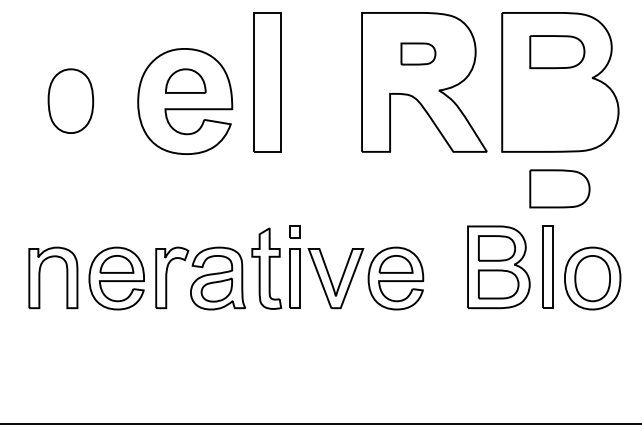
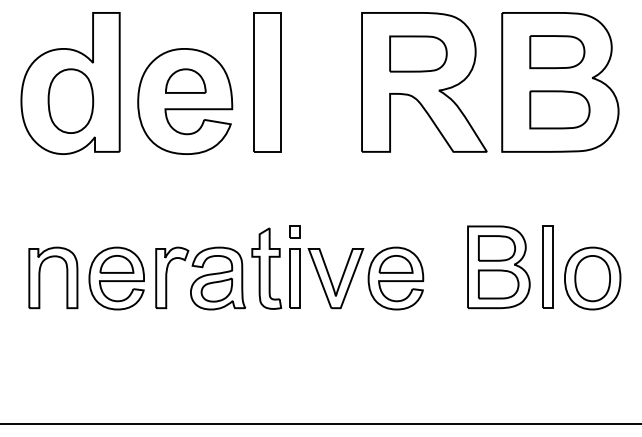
part size: 37x24 px -> 59x38 px (418, 53)
part: none -> present (70, 83)
part position: (559, 188) -> (559, 109) (559, 109)
